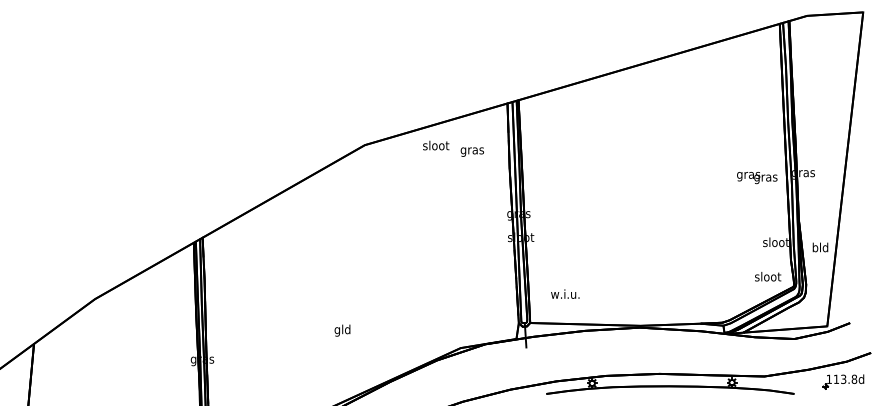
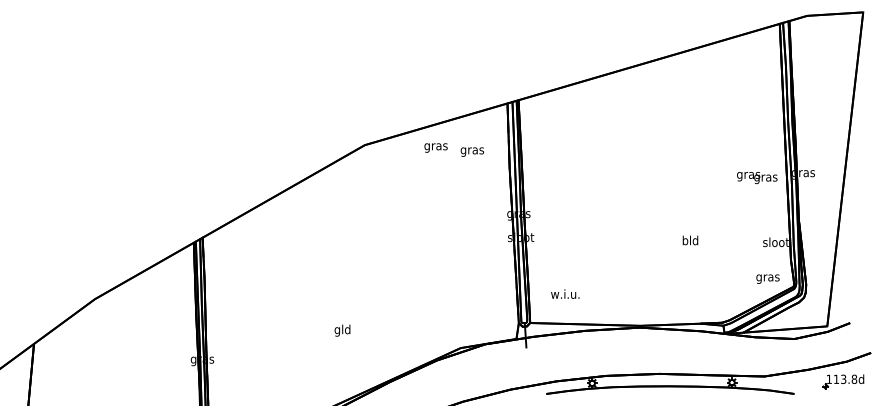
text: sloot -> gras (436, 146)
text position: (820, 247) -> (690, 240) (690, 240)
text: sloot -> gras (768, 277)
